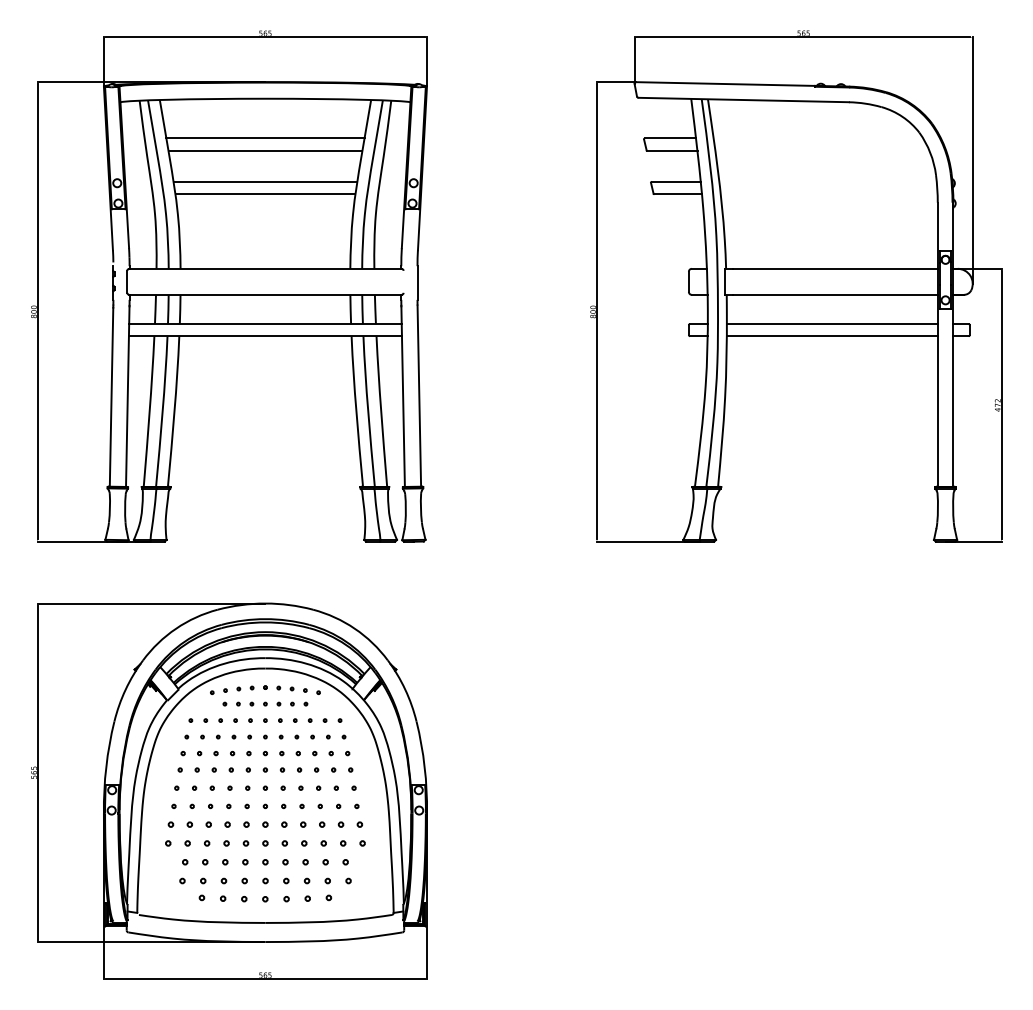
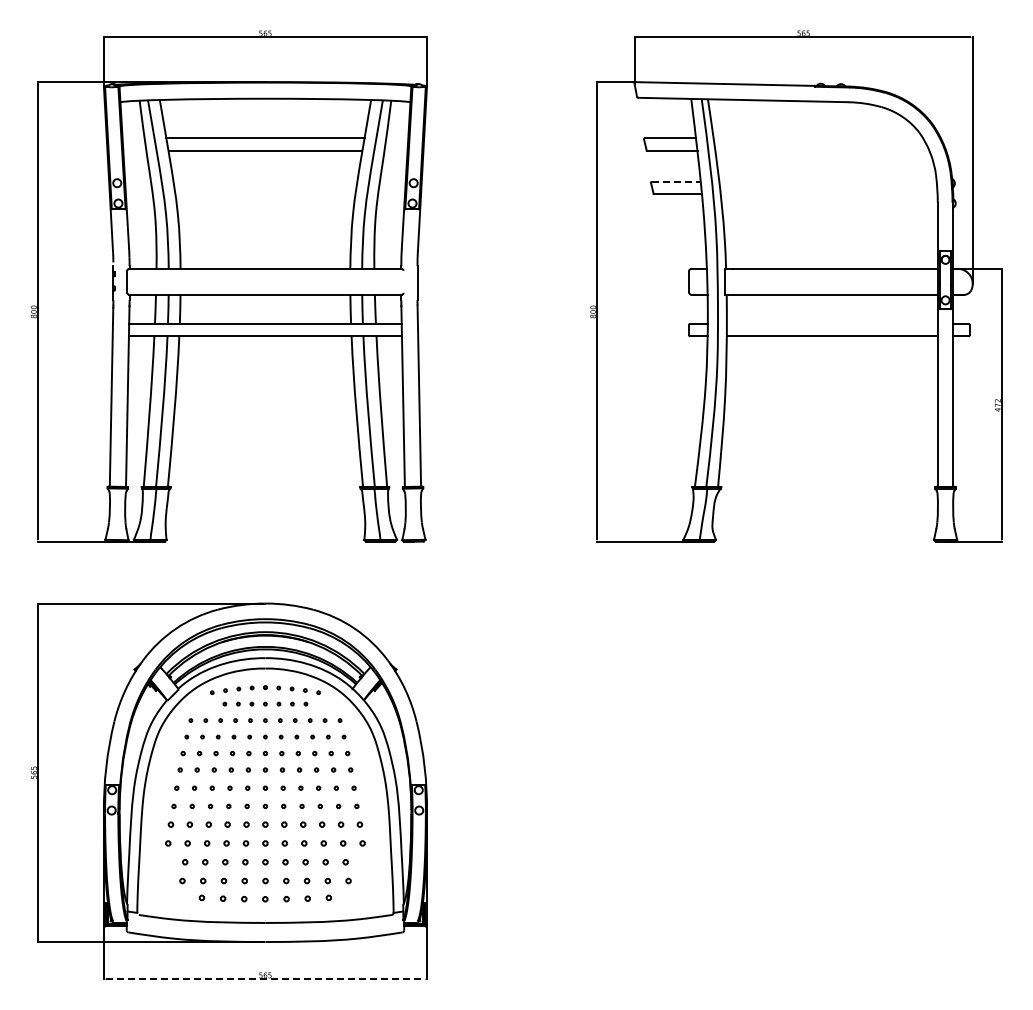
line: present -> none (265, 181)
line: solid -> dashed (676, 181)
line: present -> none (265, 194)
line: present -> none (831, 324)
line: solid -> dashed (265, 979)
